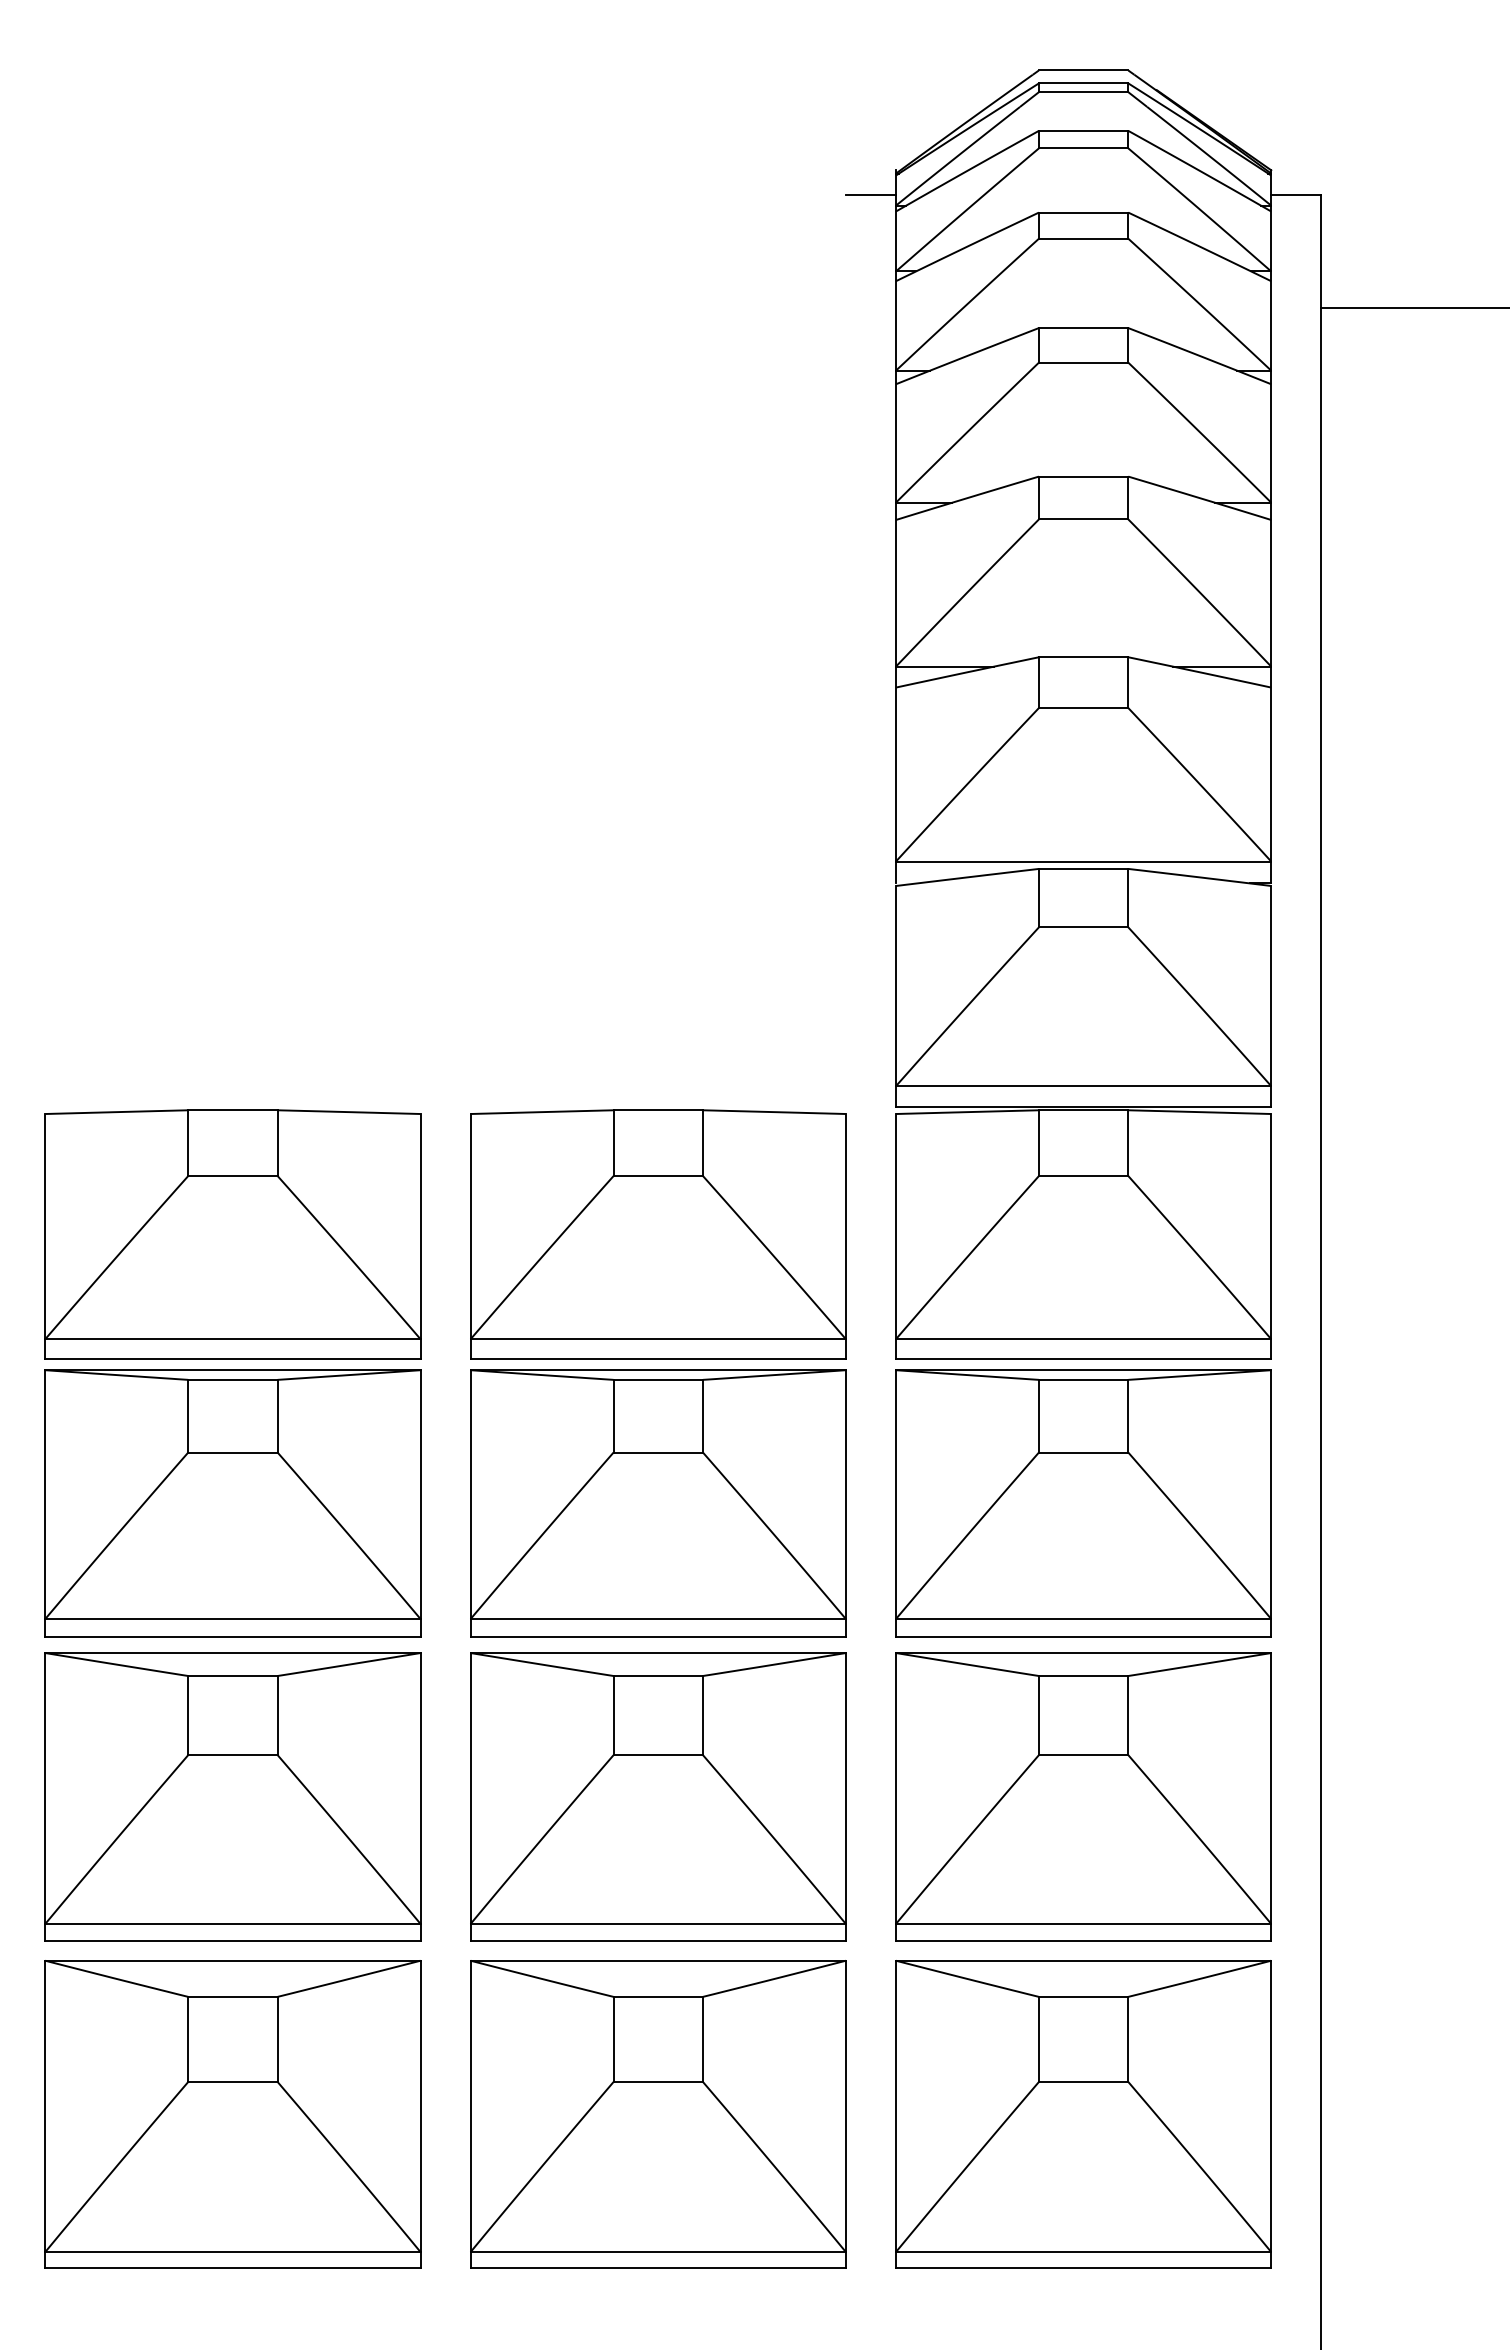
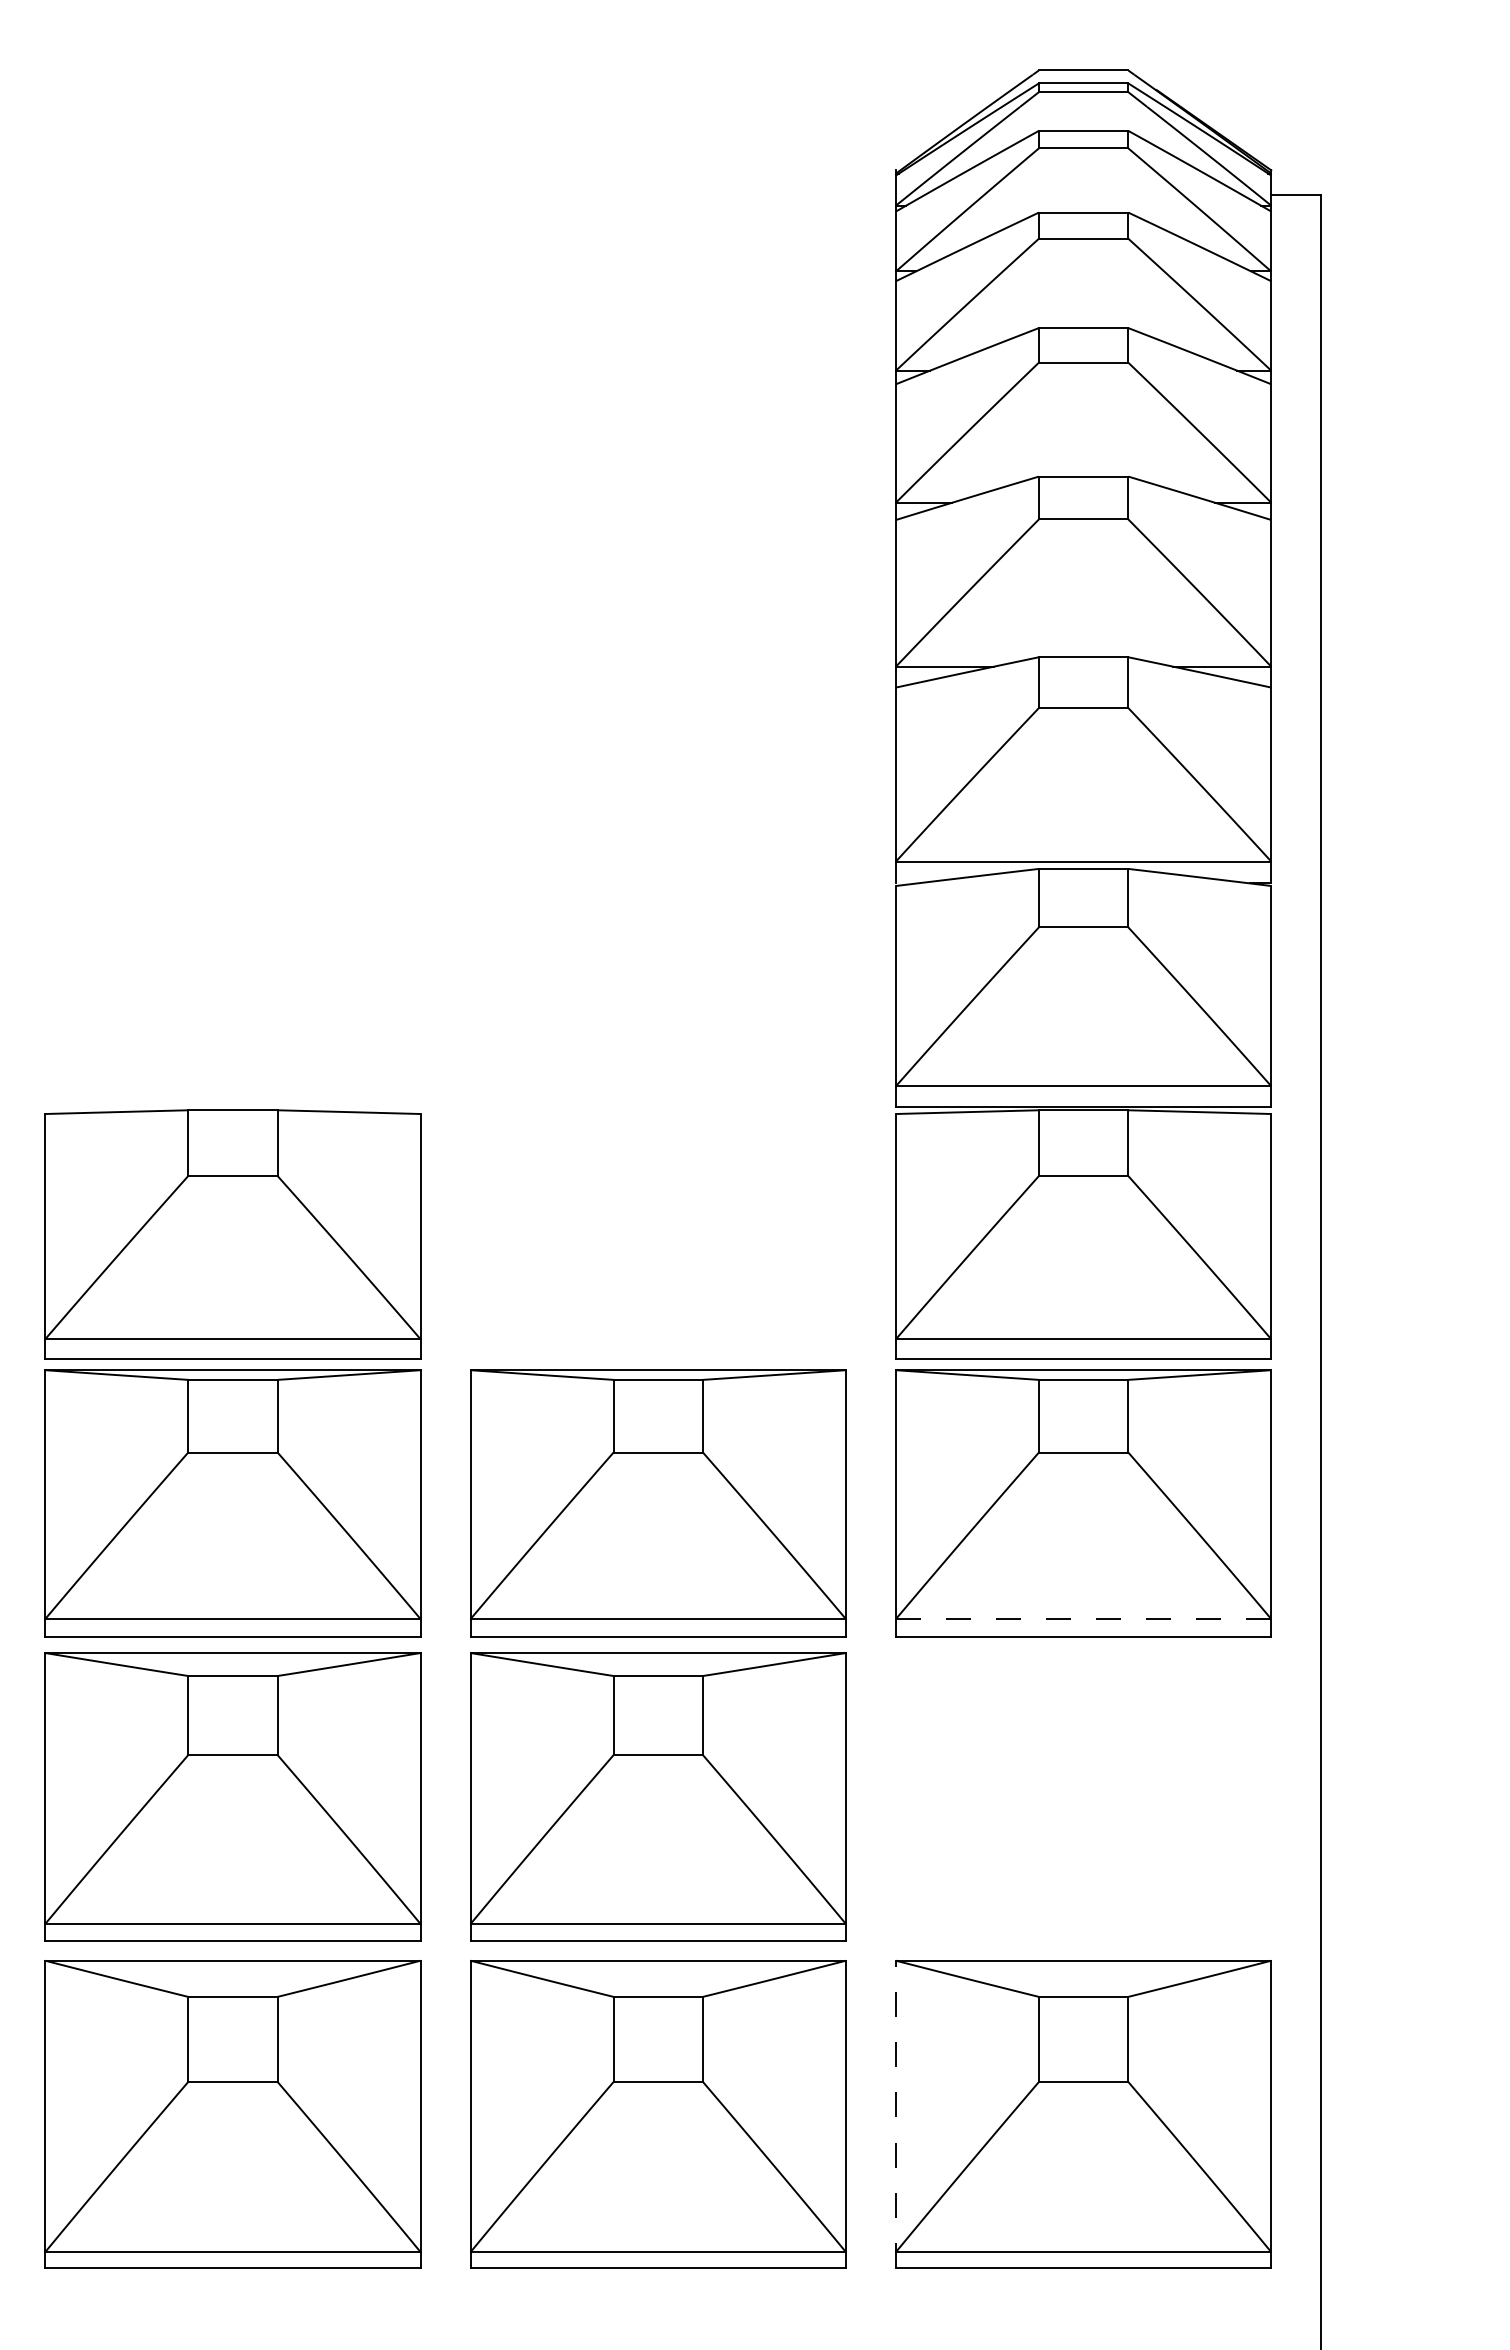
line: present -> none (870, 195)
line: present -> none (1413, 307)
part: present -> none (658, 1234)
line: solid -> dashed (1083, 1619)
part: present -> none (1083, 1796)
line: solid -> dashed (895, 2113)
